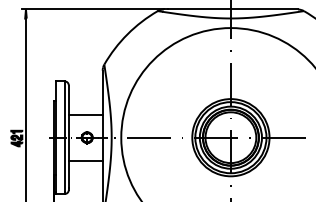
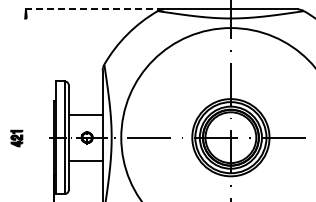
line: solid -> dashed (93, 9)
line: present -> none (25, 108)
